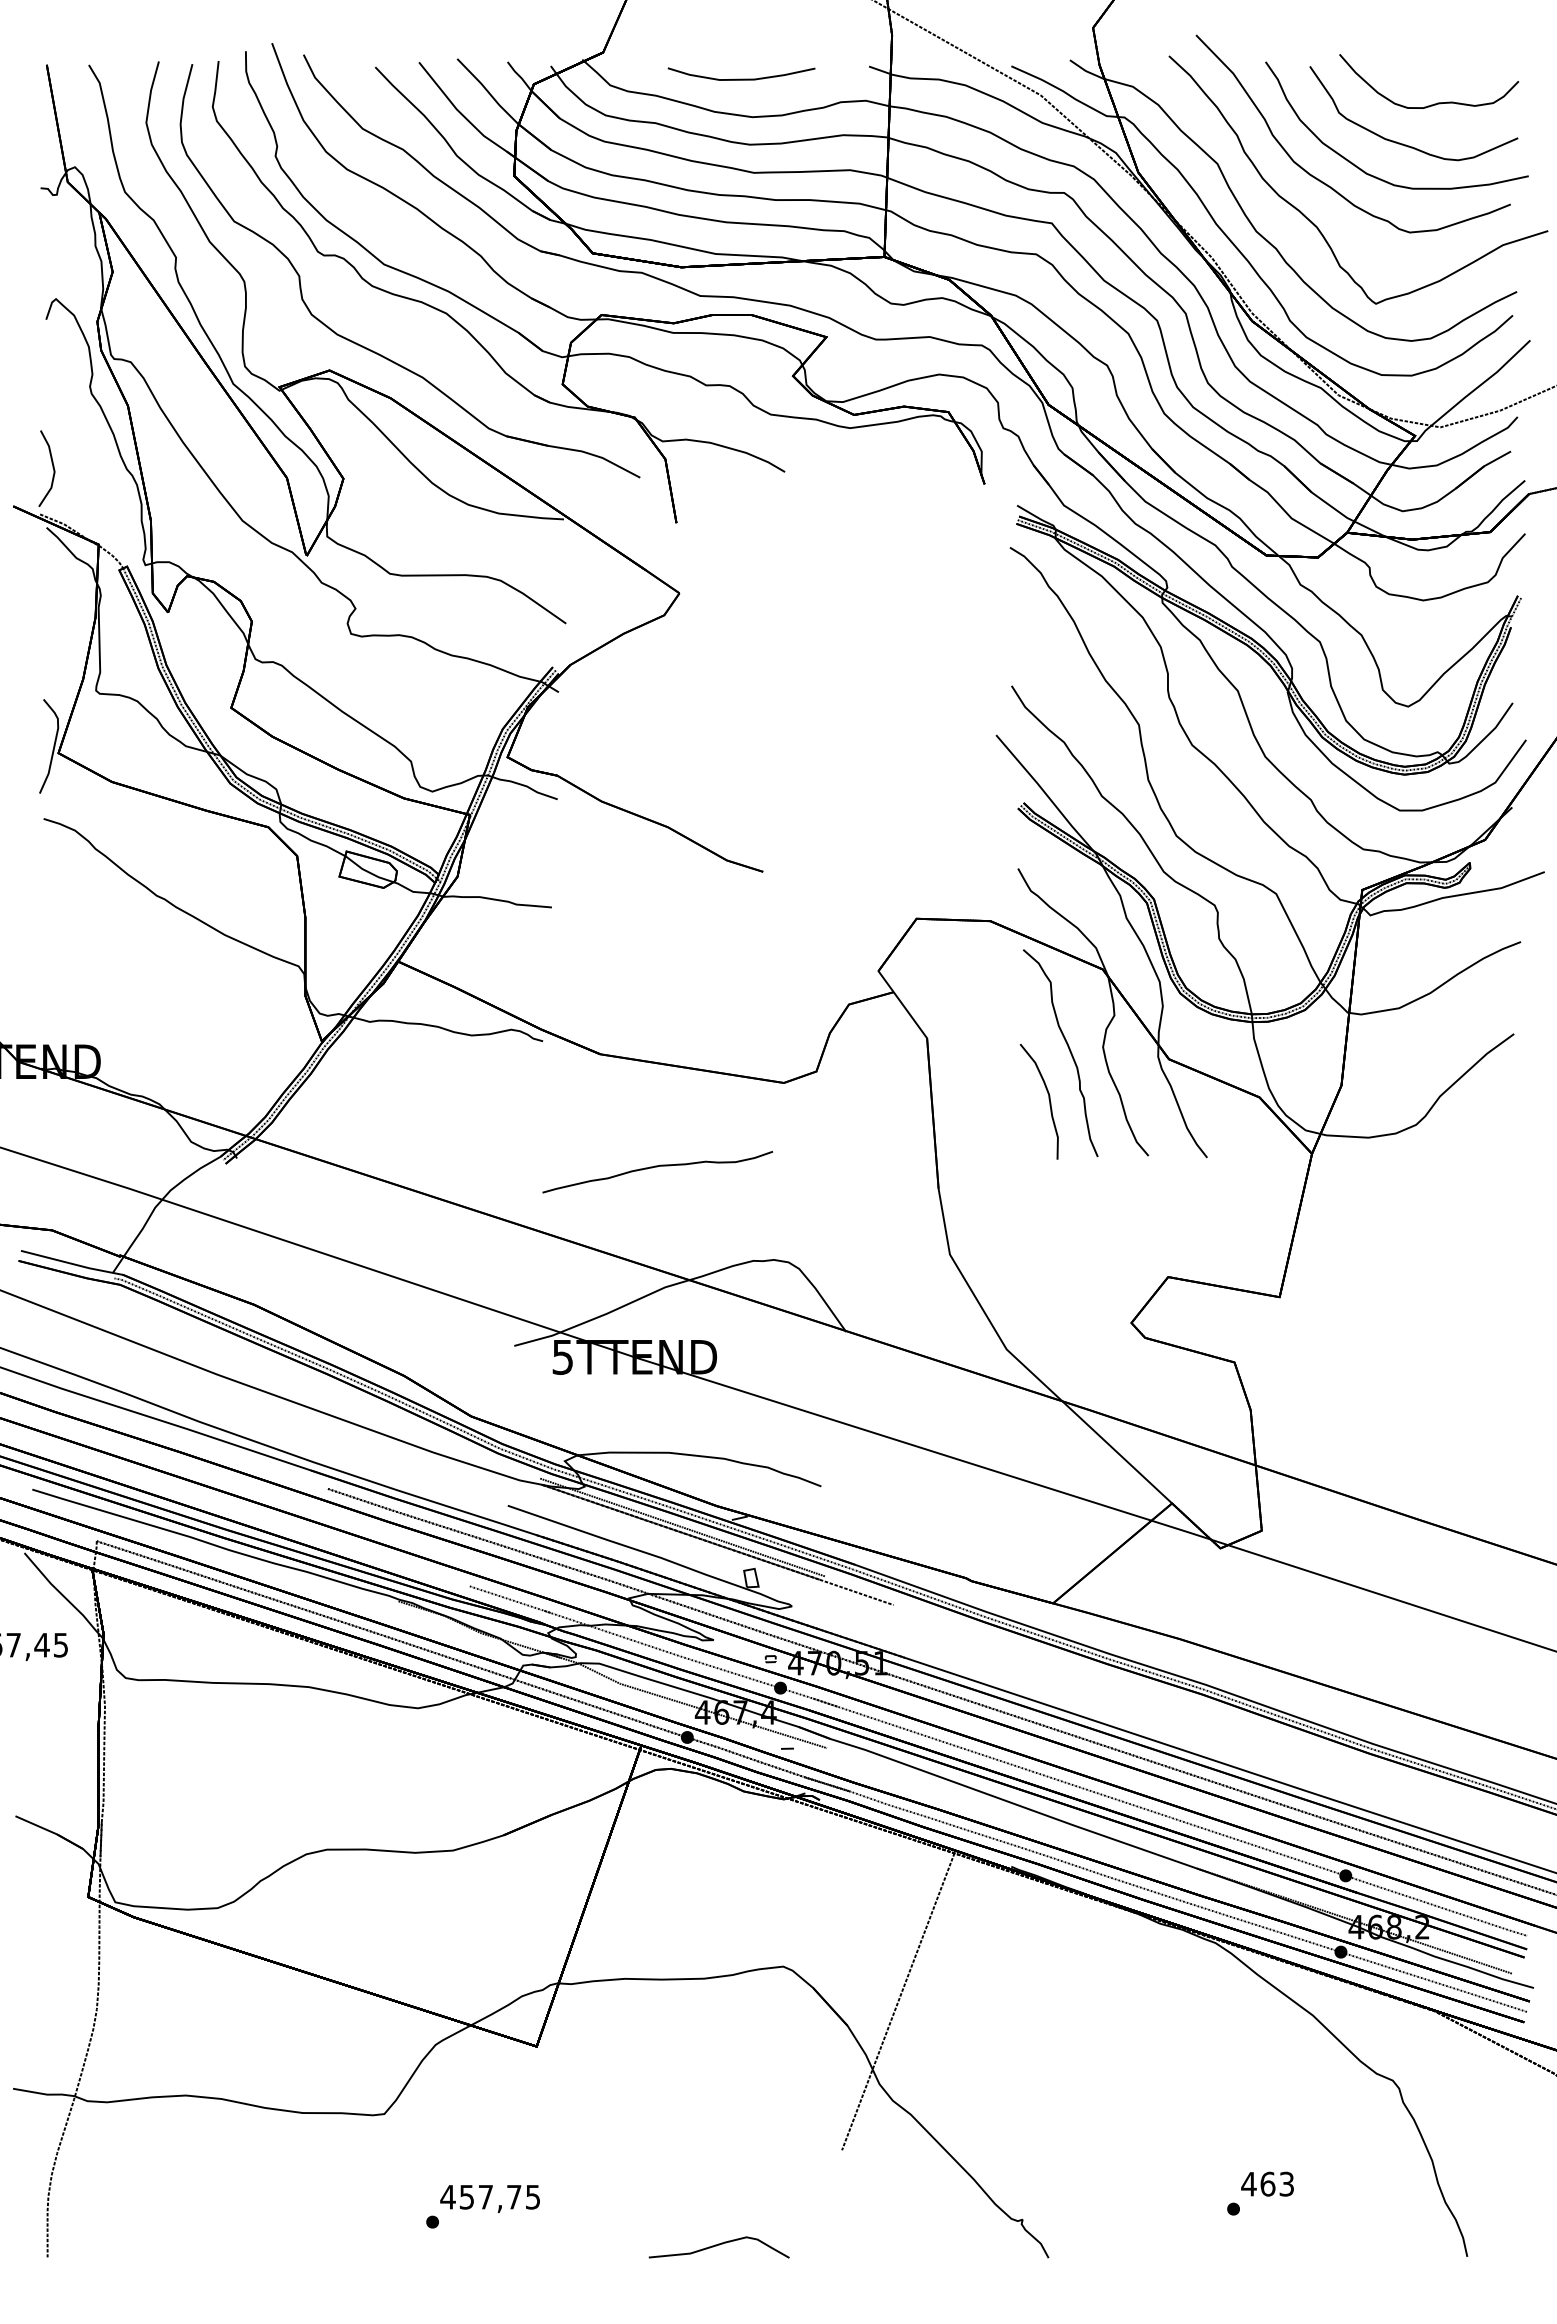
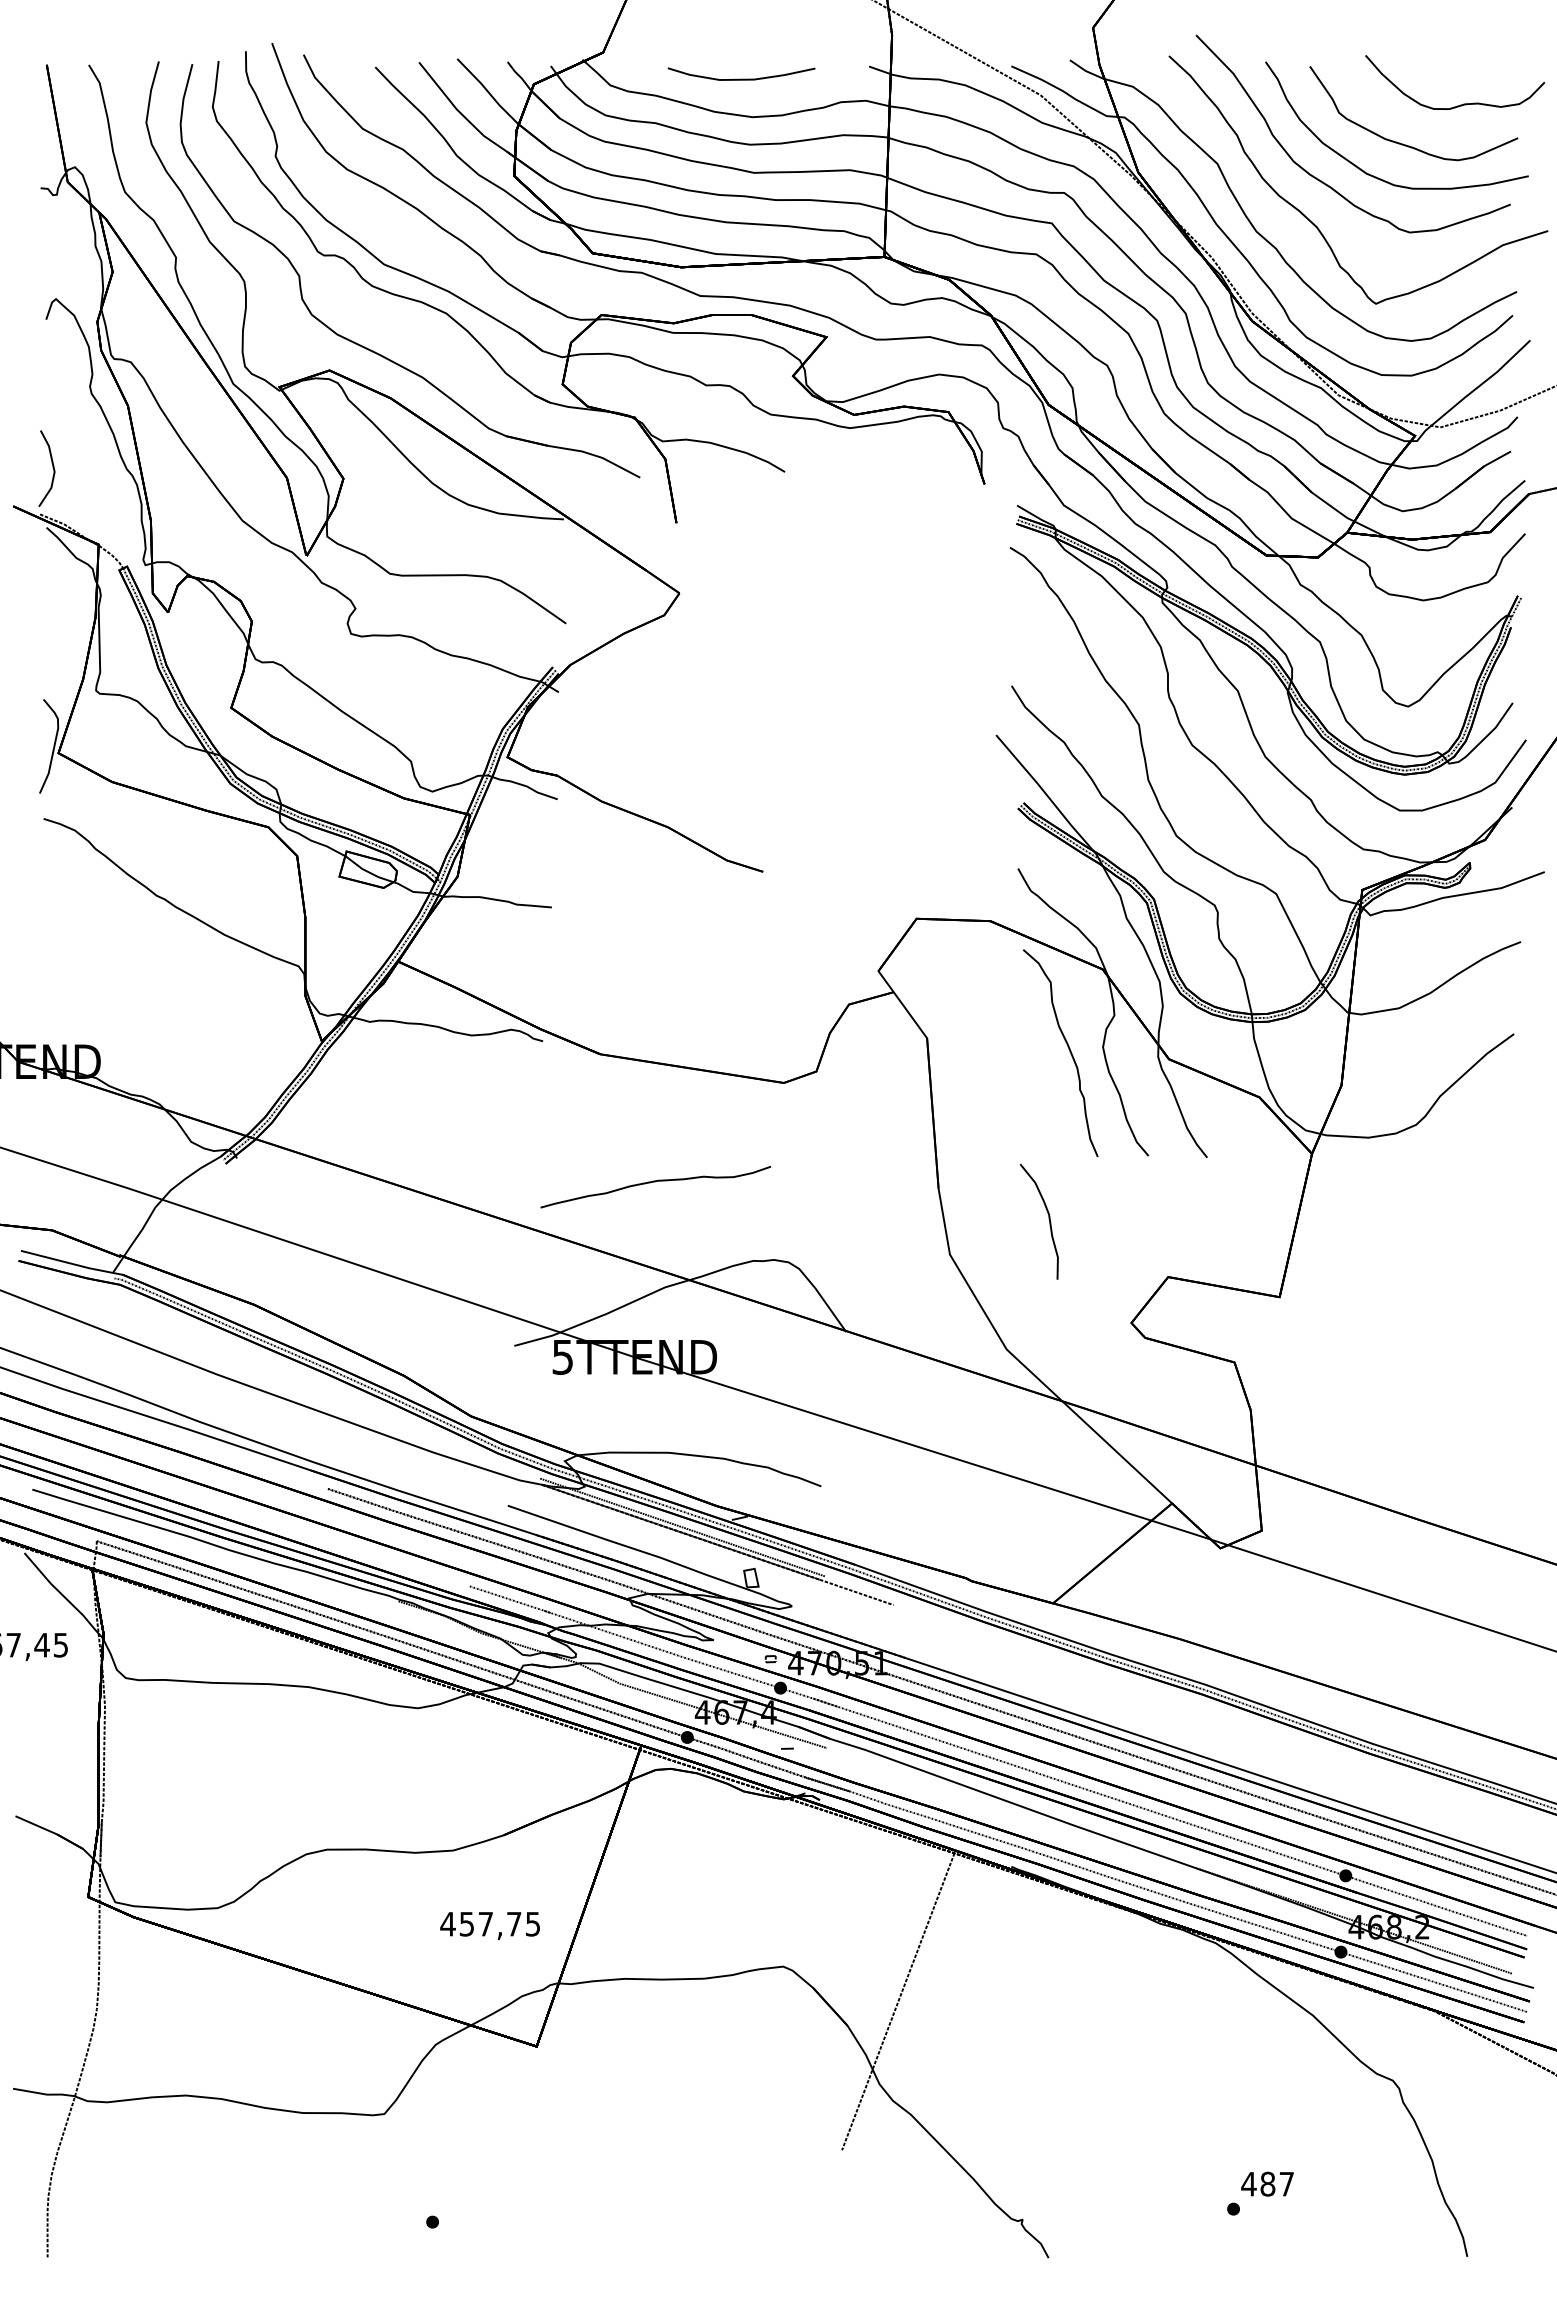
part position: (1437, 102) -> (1463, 103) (1463, 103)
curve position: (1048, 1099) -> (1048, 1219) (1048, 1219)
curve position: (657, 1167) -> (655, 1182) (655, 1182)
text: 463 -> 487 (1276, 2183)
text position: (489, 2198) -> (489, 1925) (489, 1925)
curve: present -> none (718, 2245)
